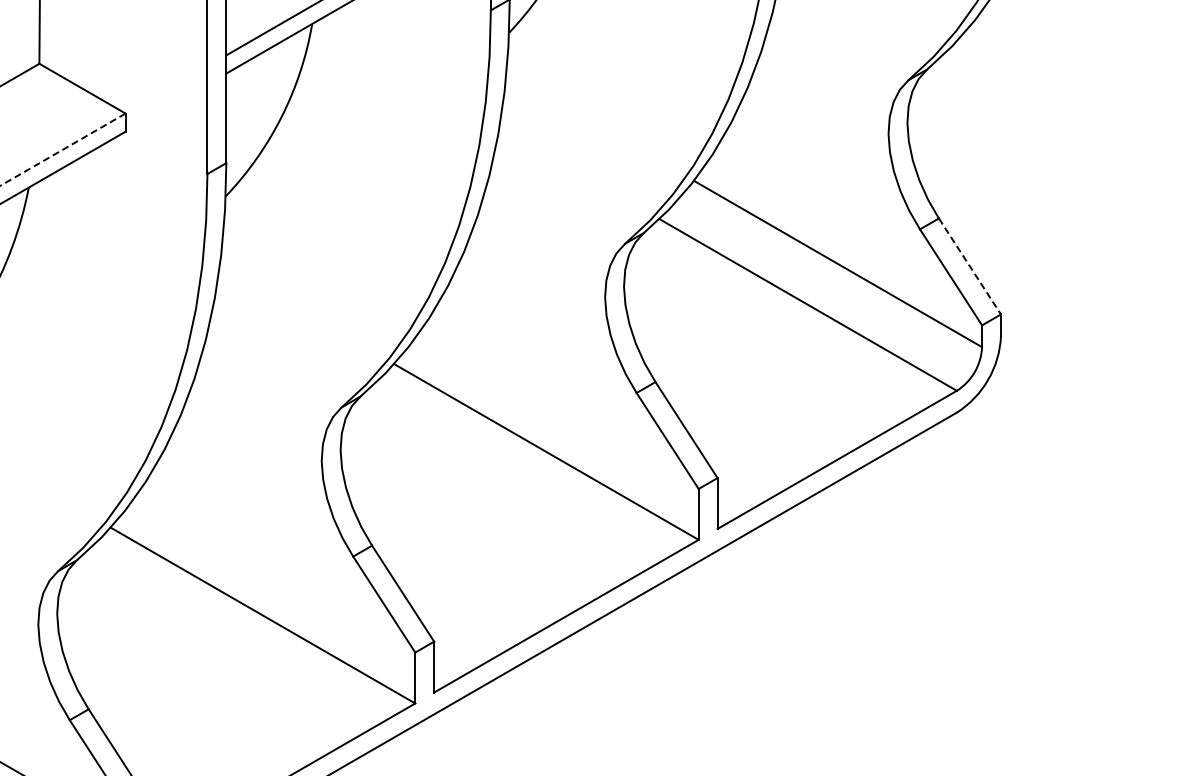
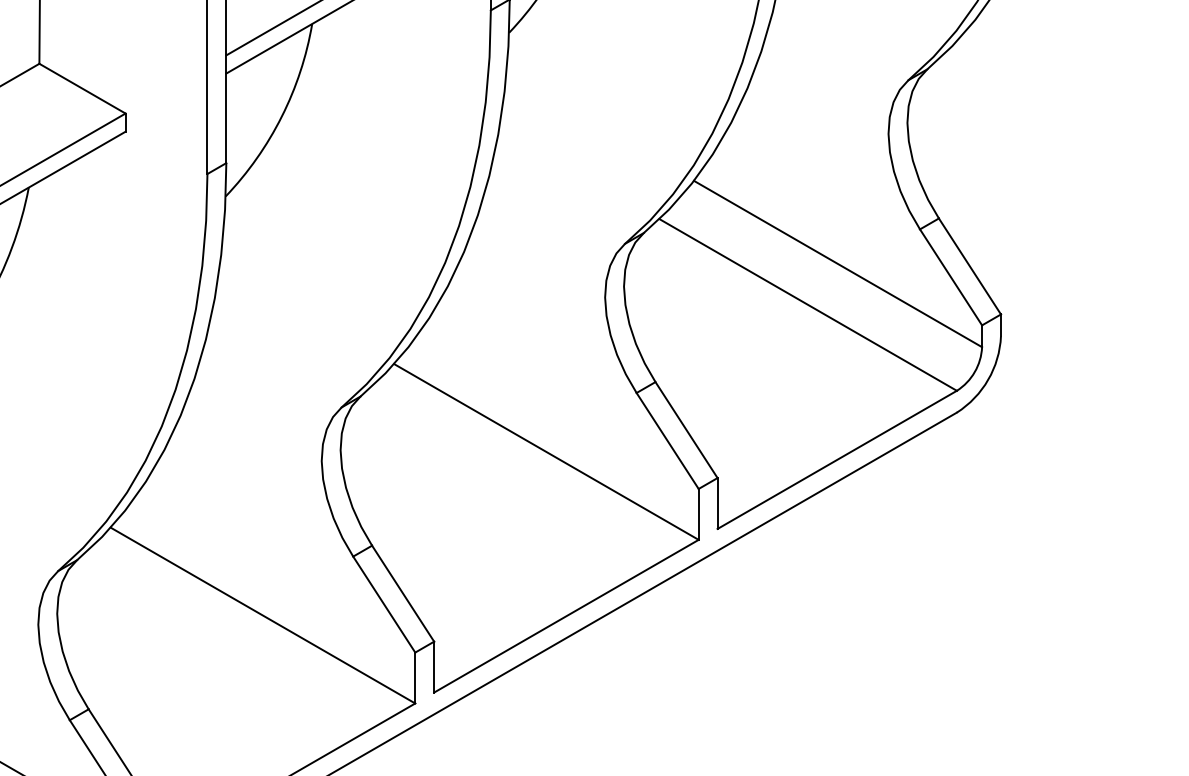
line: dashed -> solid (62, 149)
line: dashed -> solid (970, 266)
